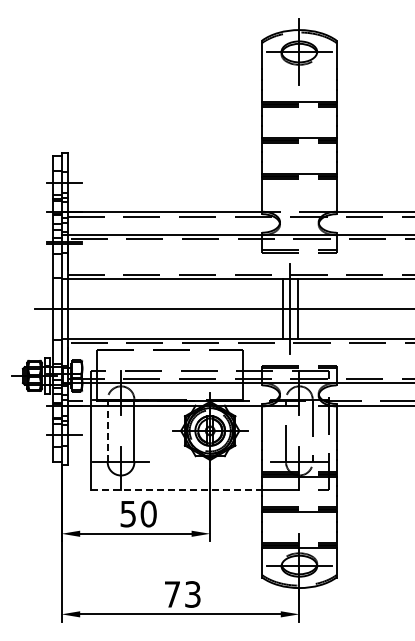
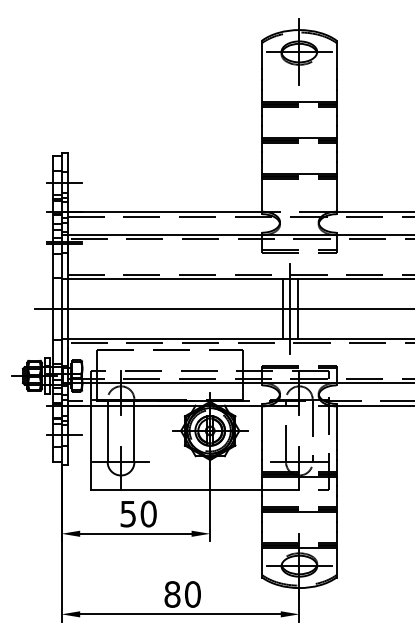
line: dashed -> solid (107, 433)
line: dashed -> solid (177, 490)
text: 73 -> 80 (182, 594)
